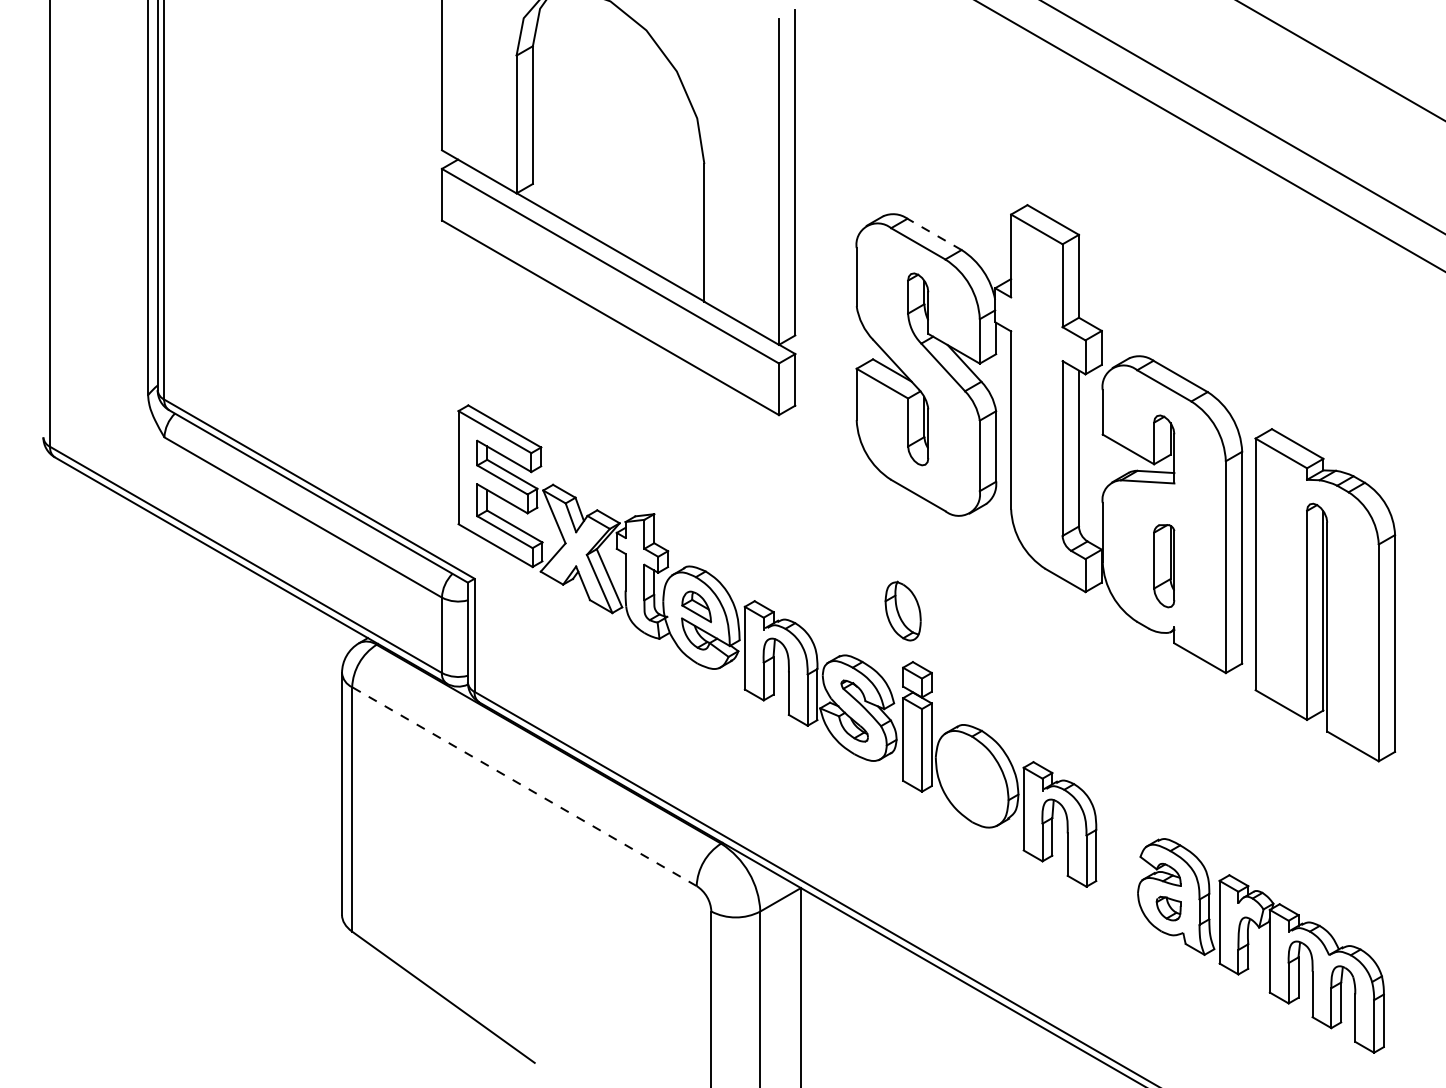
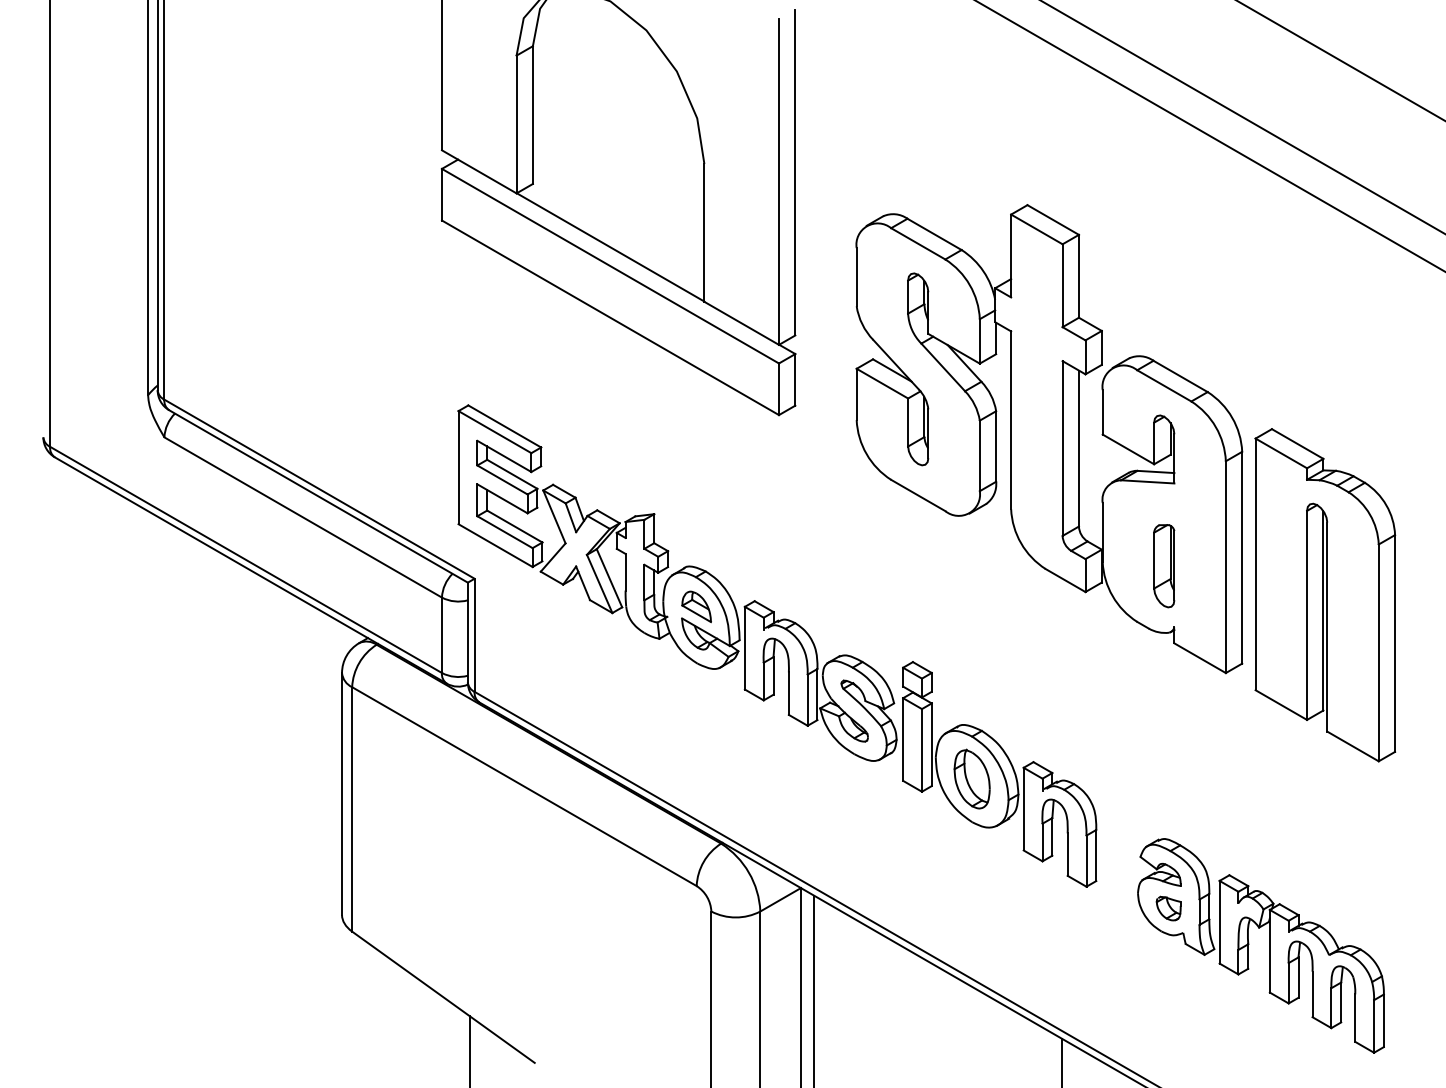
line: dashed -> solid (934, 234)
part position: (902, 610) -> (971, 778) (971, 778)
line: dashed -> solid (524, 786)
line: none -> present (814, 989)
line: none -> present (470, 1050)
line: none -> present (1062, 1061)
